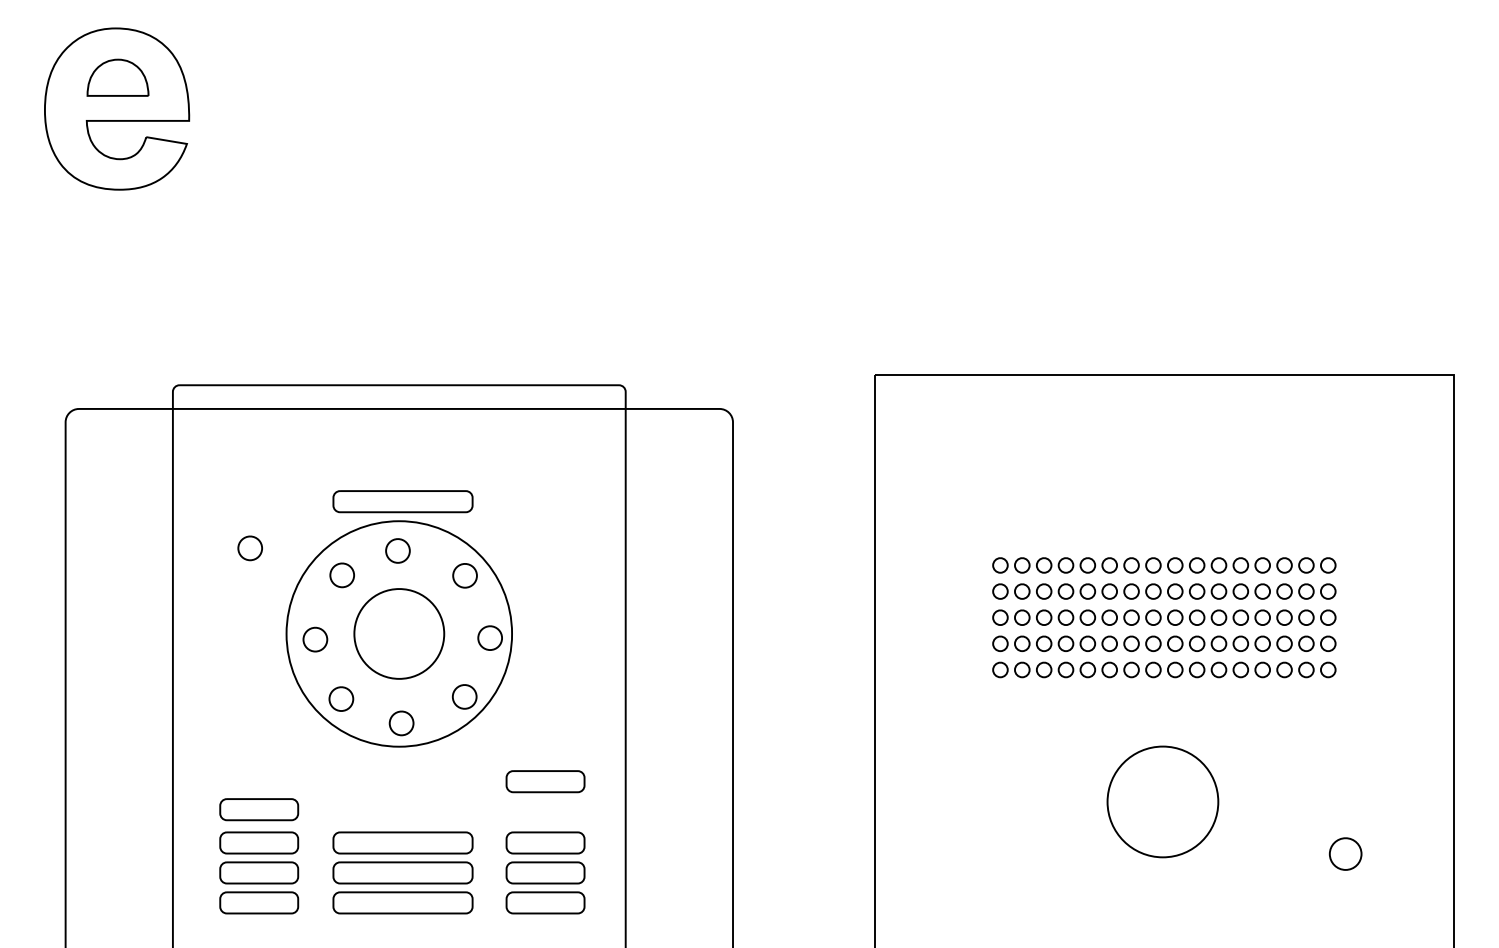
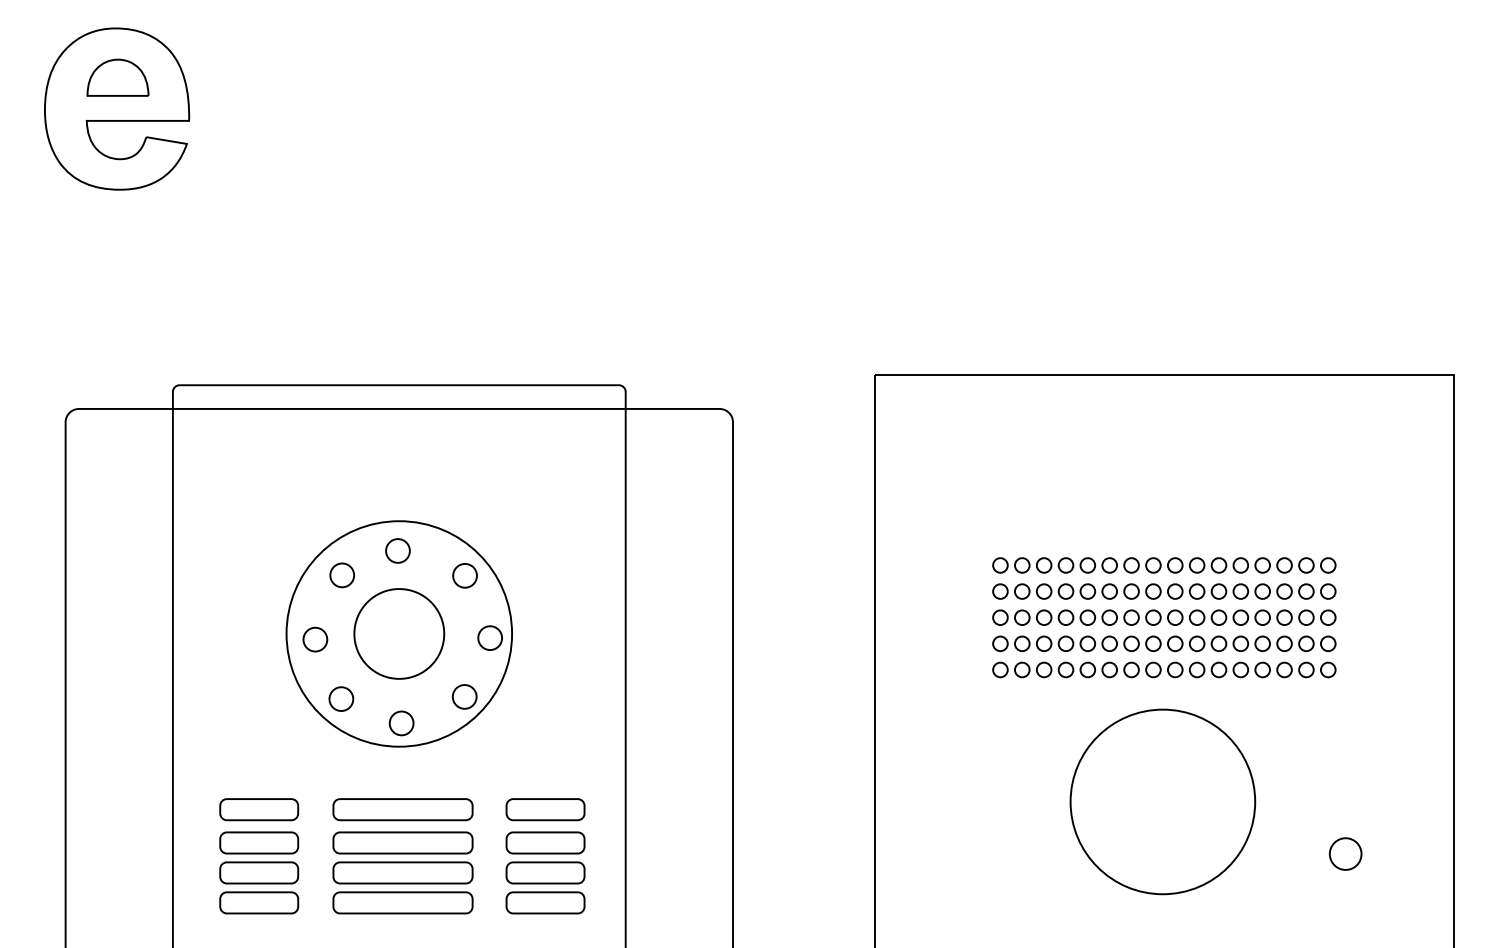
part position: (402, 501) -> (402, 809) (402, 809)
part: present -> none (249, 548)
part position: (545, 781) -> (545, 809) (545, 809)
part size: 114x114 px -> 188x188 px (1162, 801)
